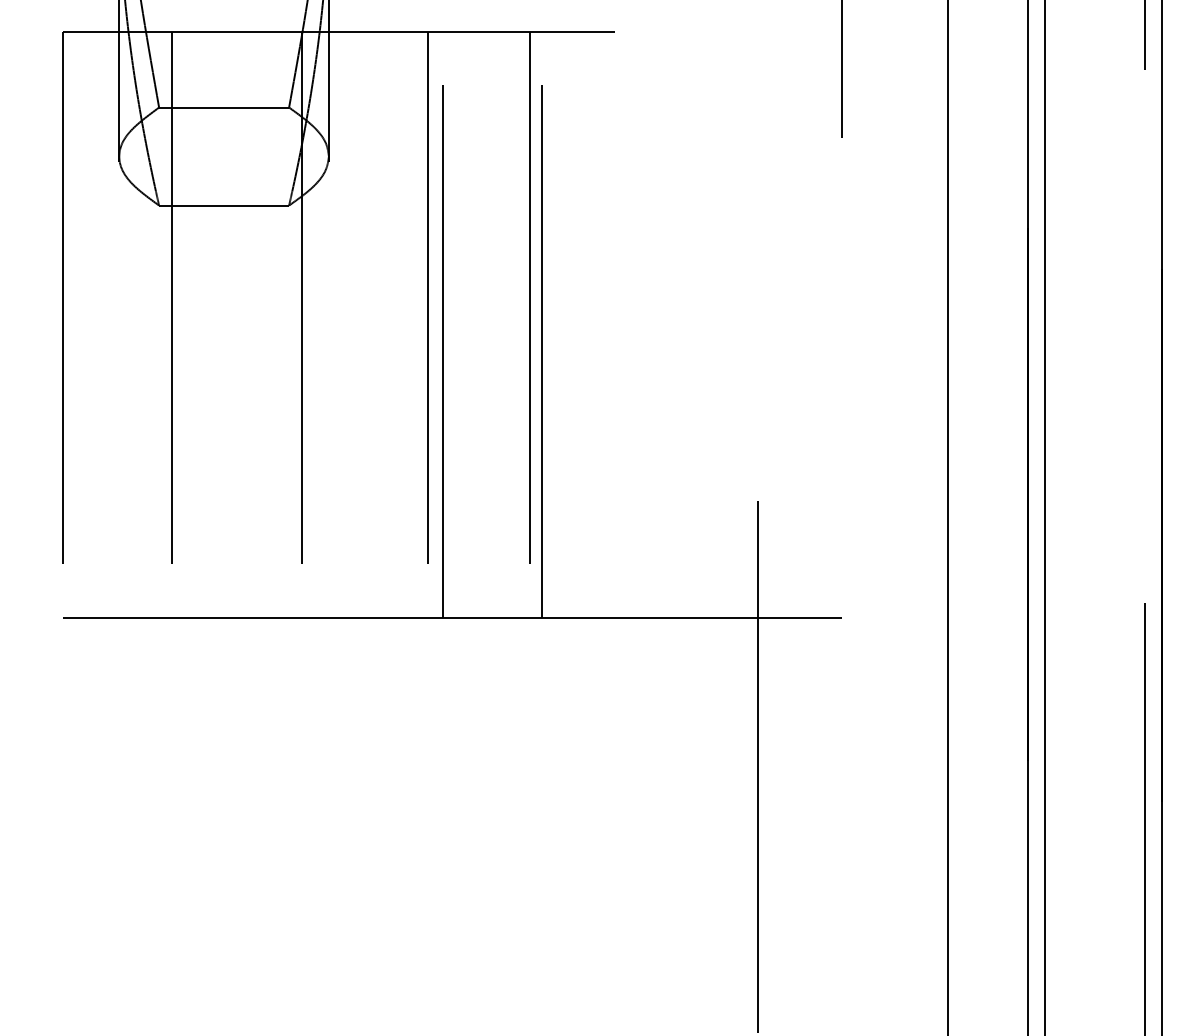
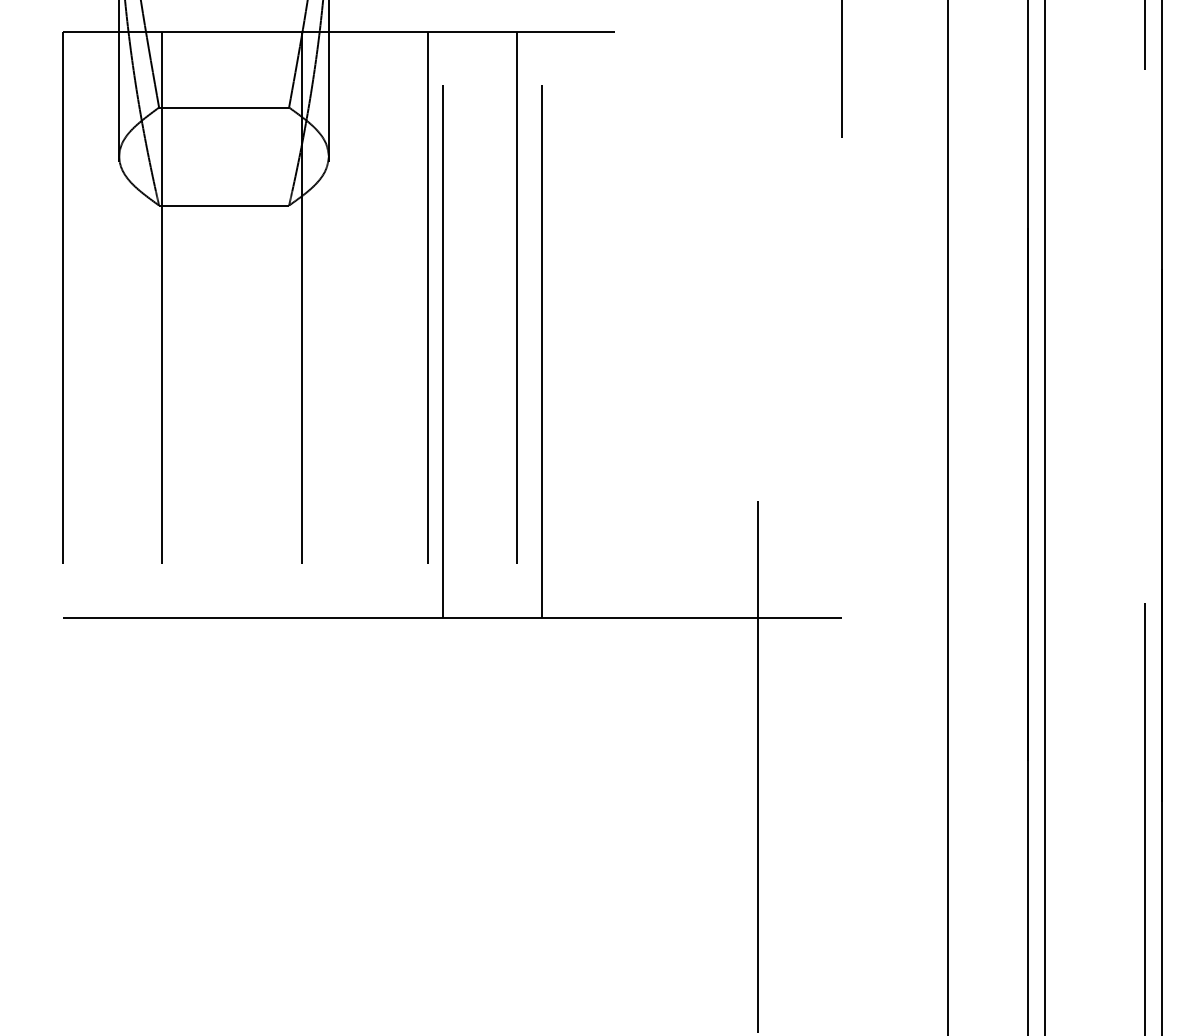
line position: (172, 324) -> (162, 324) (162, 324)
line position: (530, 324) -> (517, 324) (517, 324)
